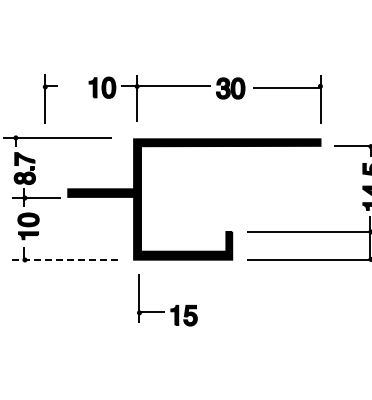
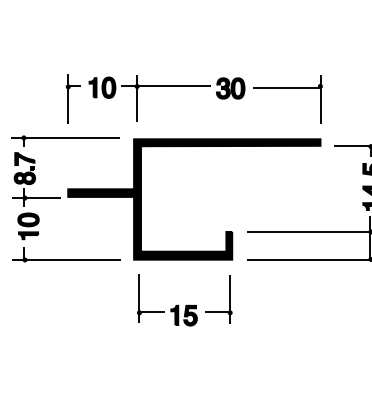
part position: (49, 98) -> (72, 98) (72, 98)
part position: (57, 140) -> (65, 140) (65, 140)
line: dashed -> solid (67, 260)
part: none -> present (229, 299)
